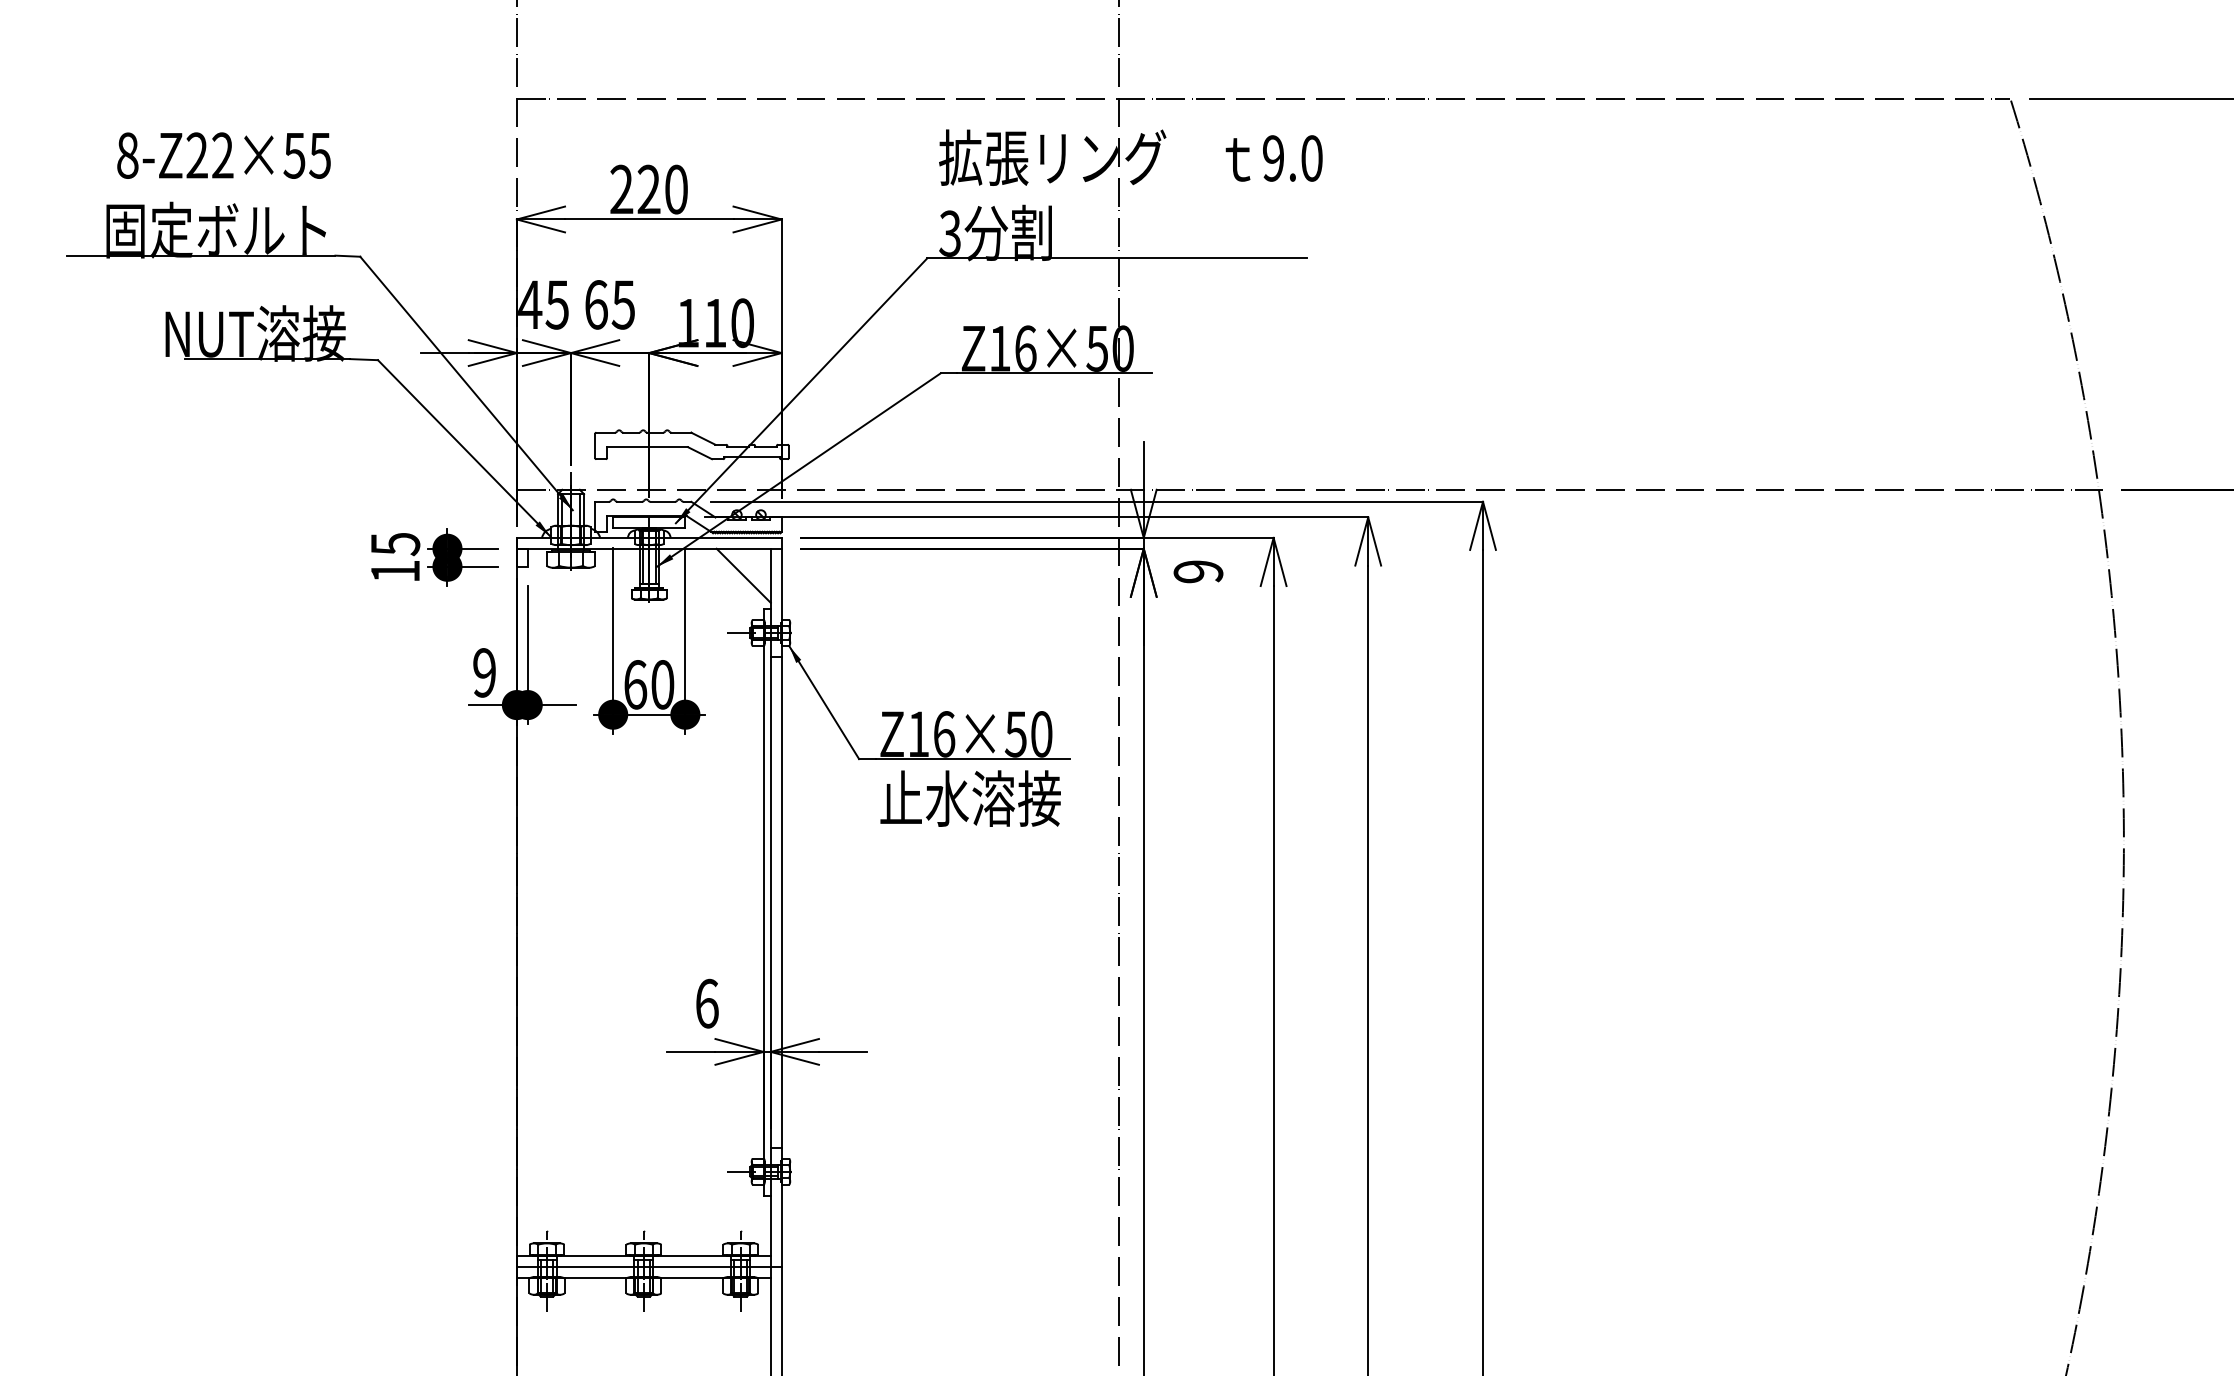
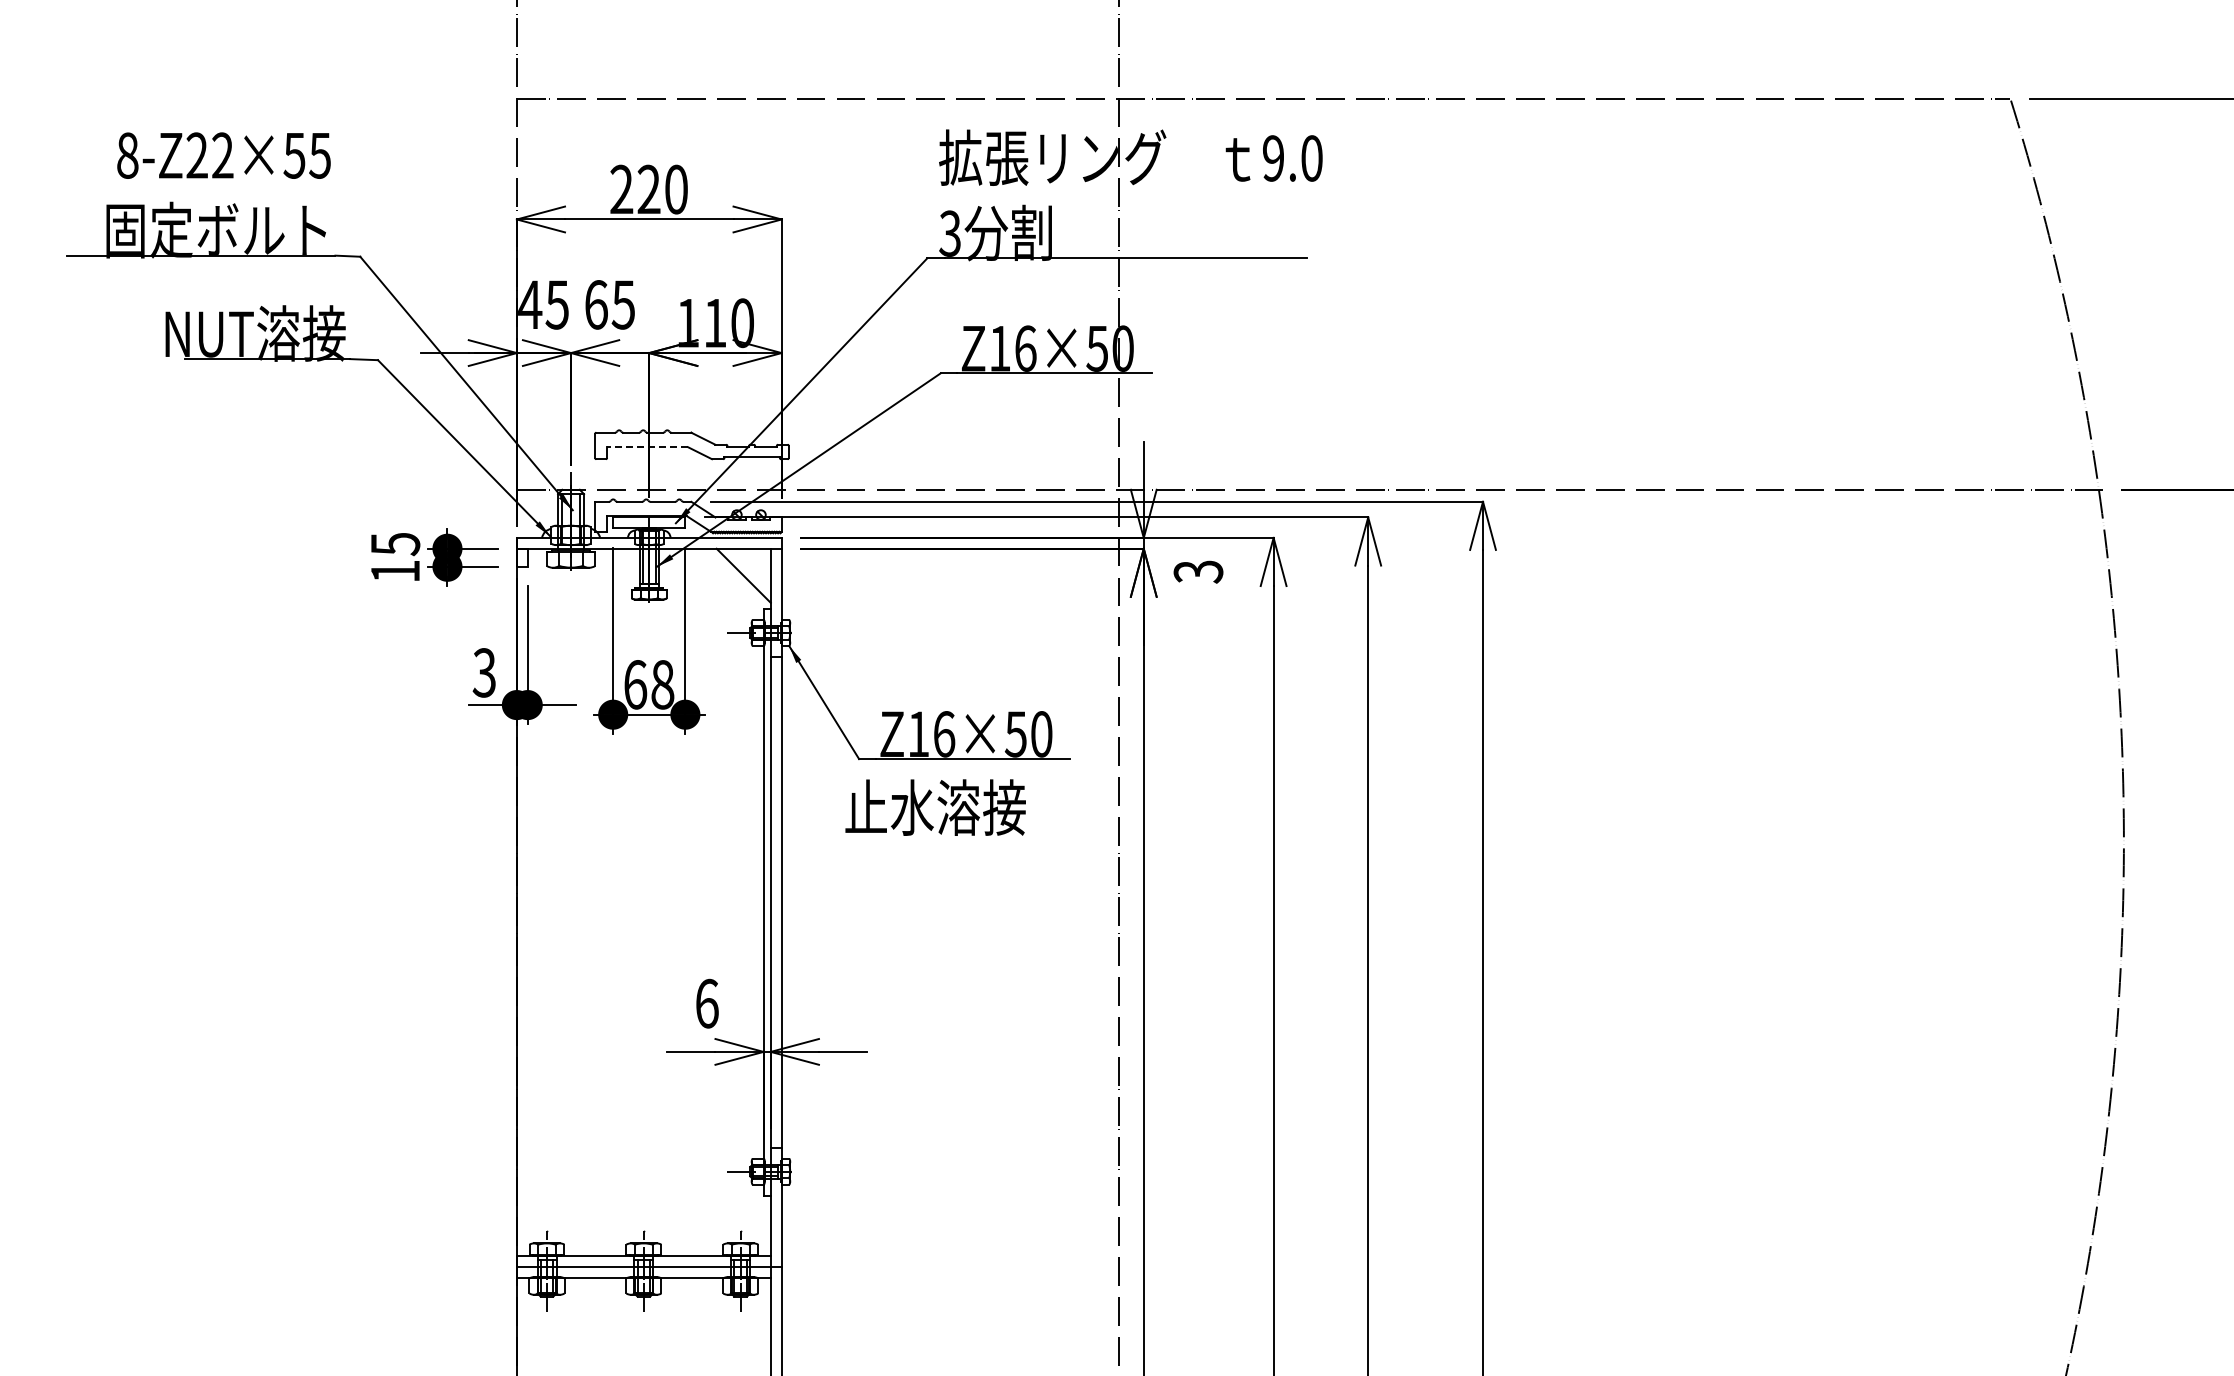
line: solid -> dashed (647, 447)
text: 9 -> 3 (1198, 571)
text: 9 -> 3 (483, 672)
text: 60 -> 68 (662, 684)
text position: (970, 798) -> (935, 807) (935, 807)
